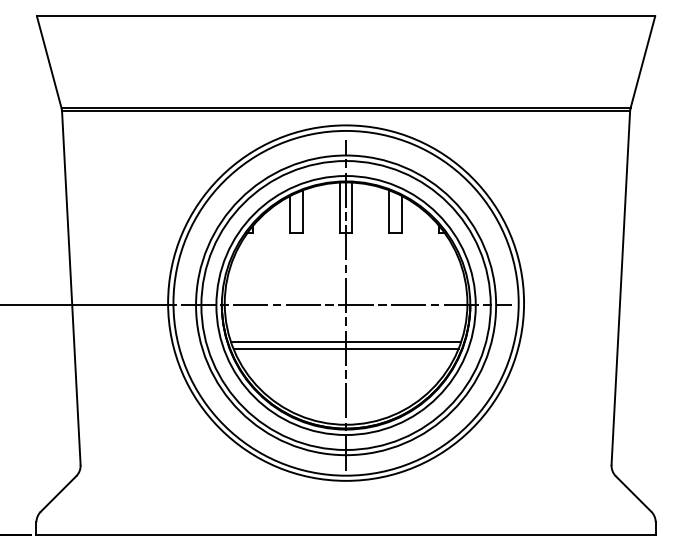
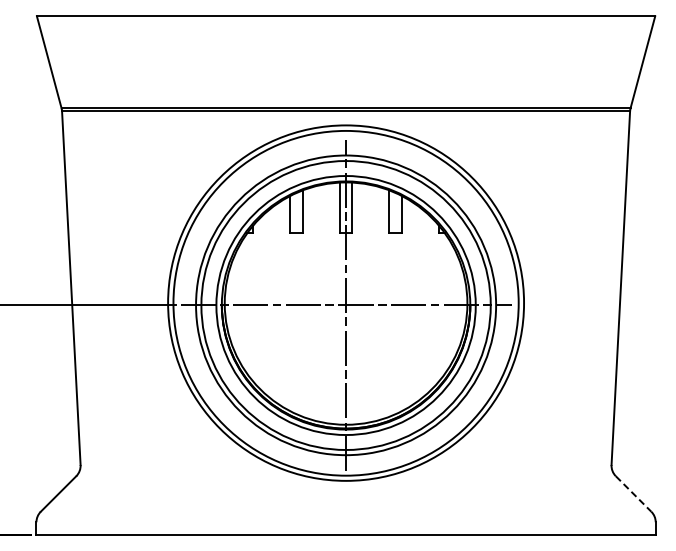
line: present -> none (345, 341)
line: present -> none (345, 348)
line: solid -> dashed (633, 494)
